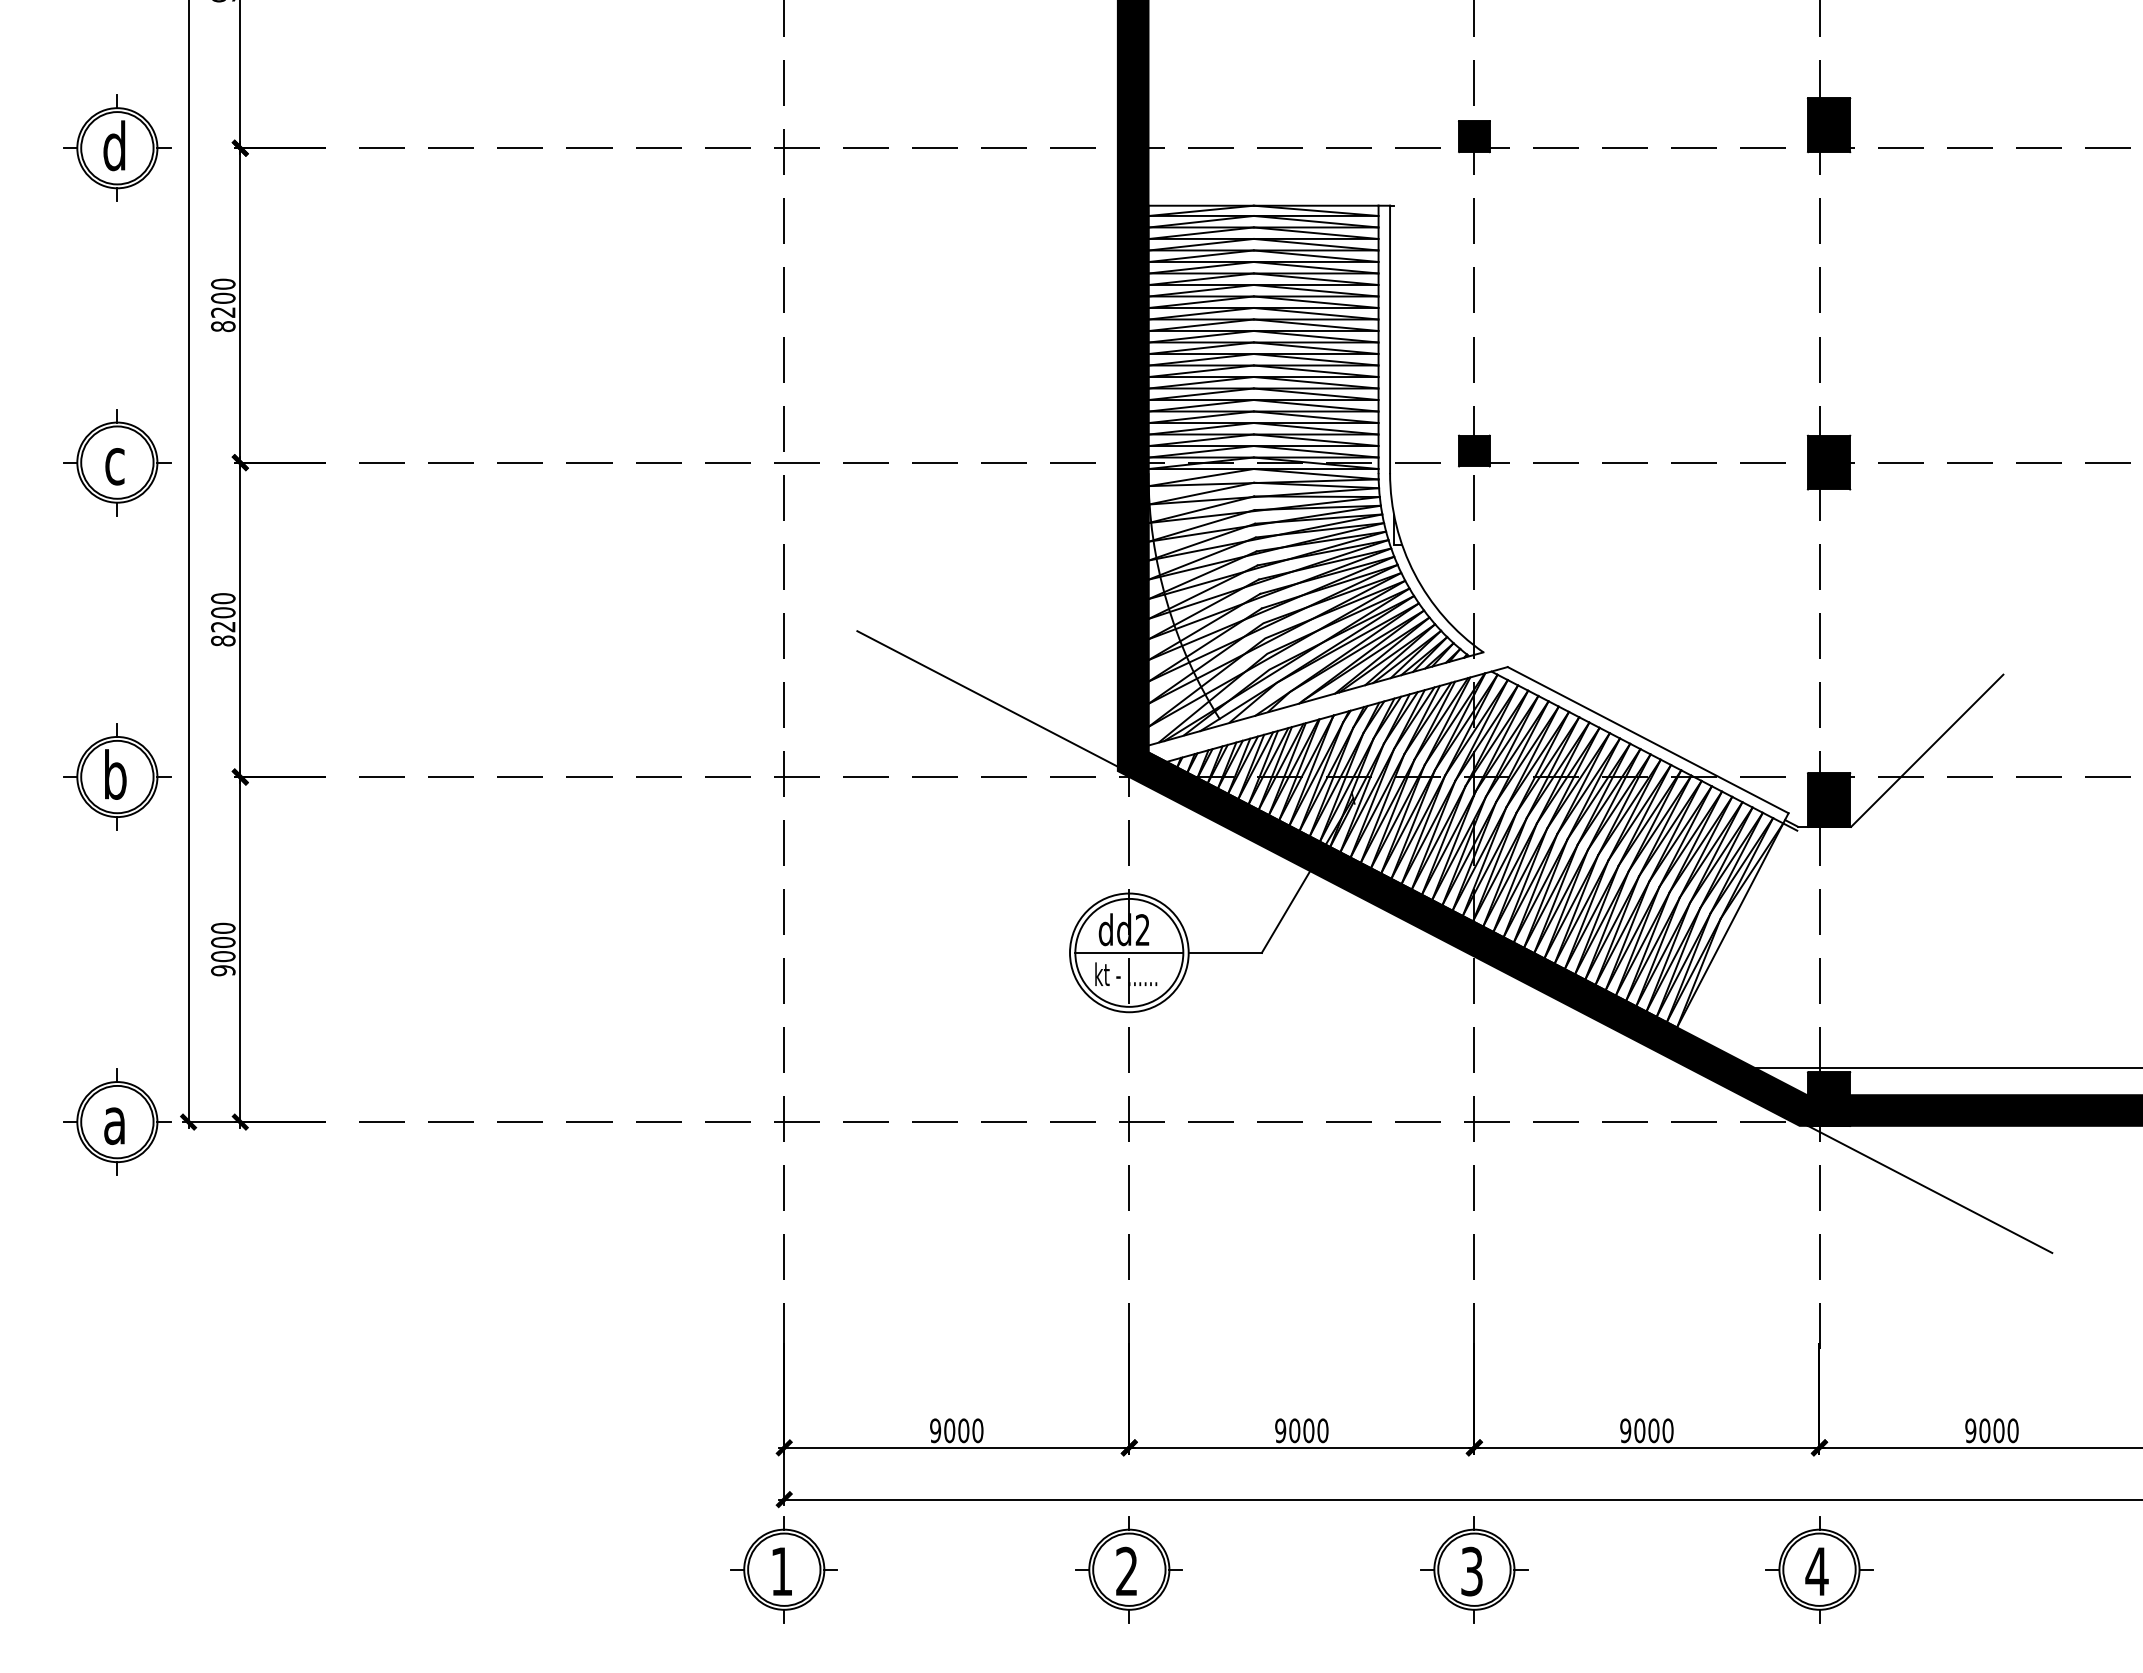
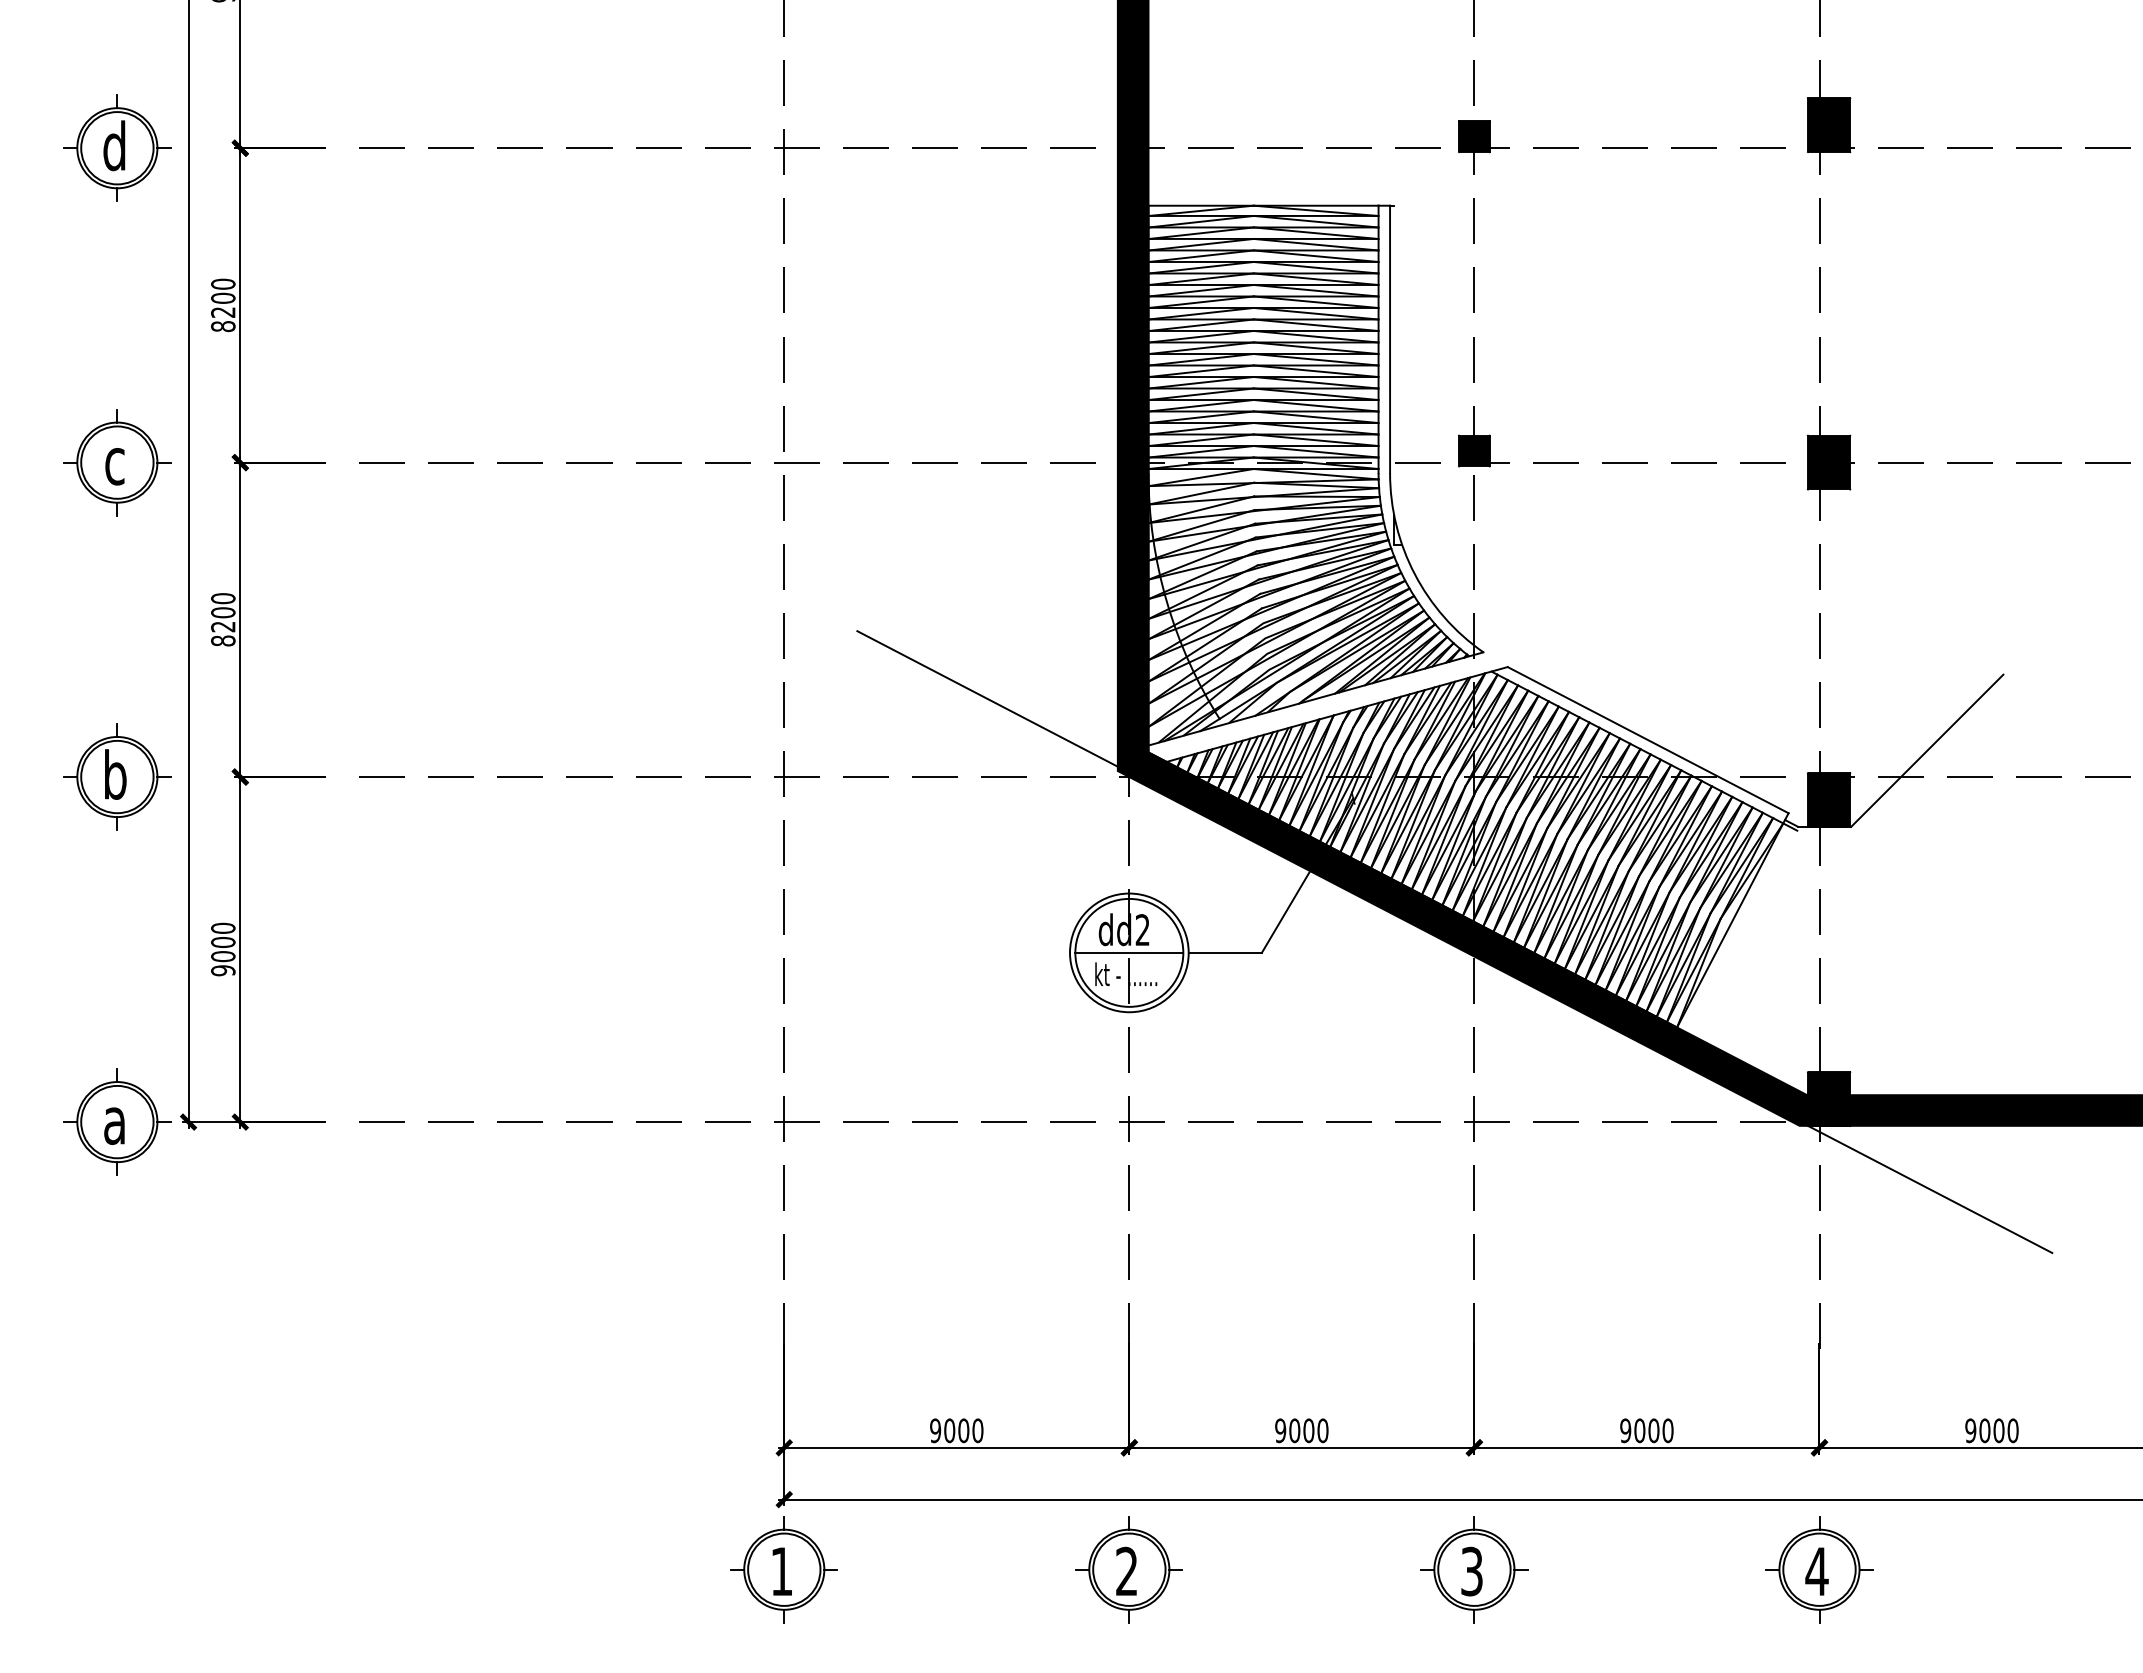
line: present -> none (1947, 1068)
